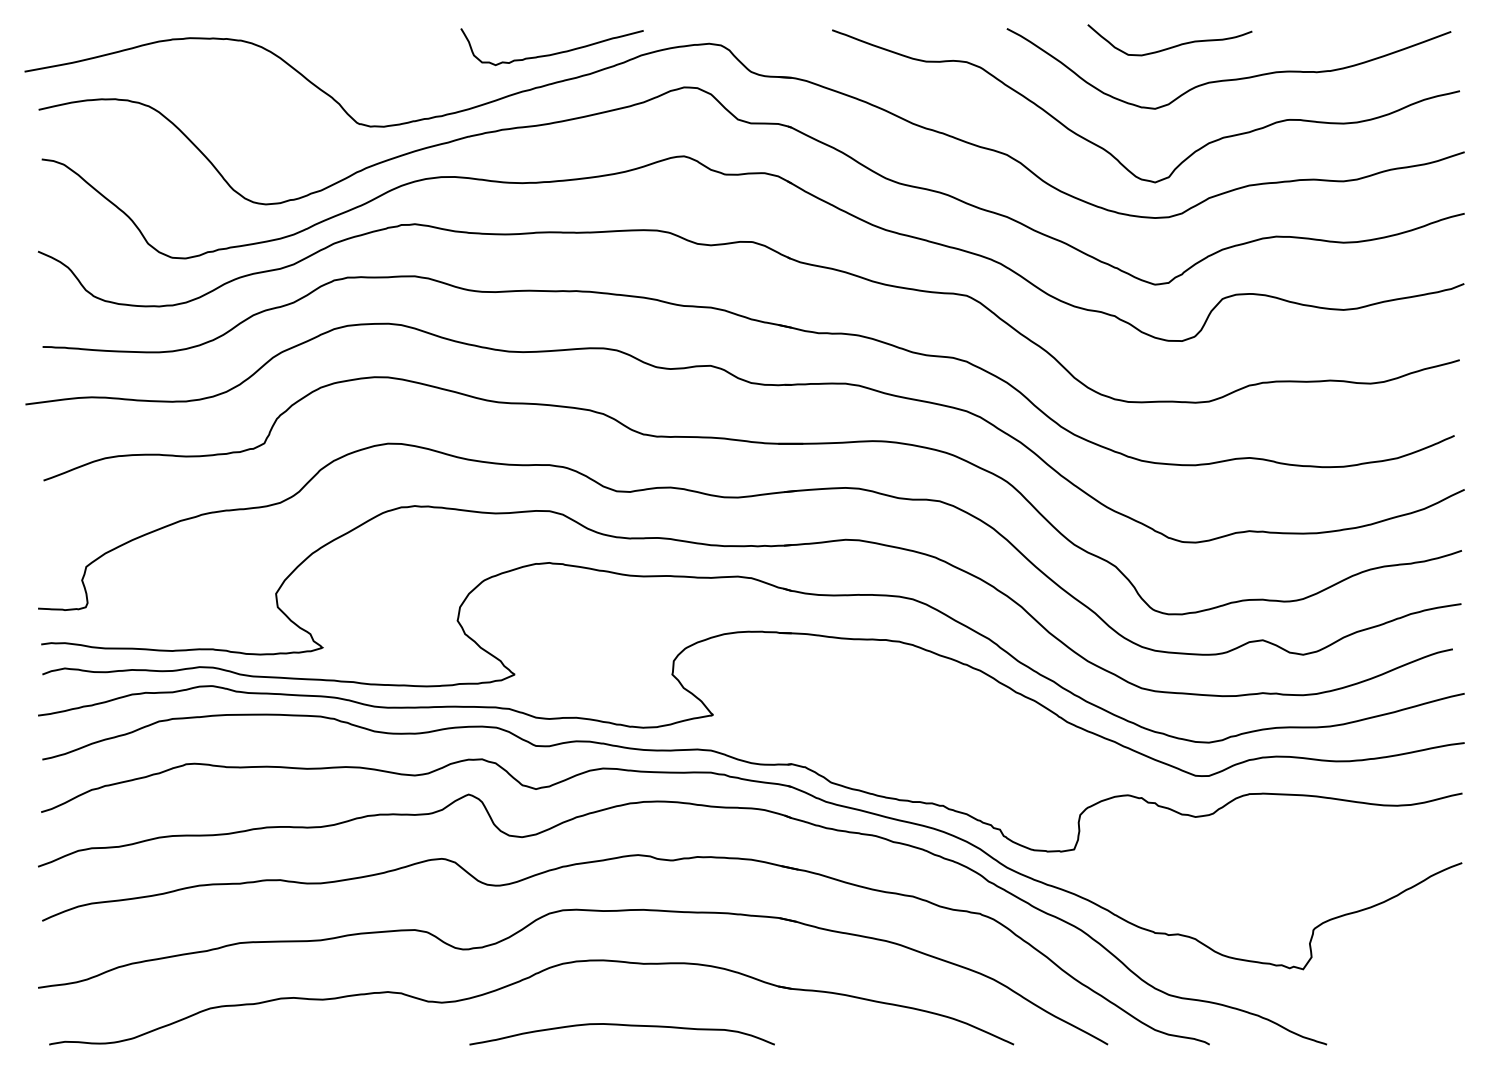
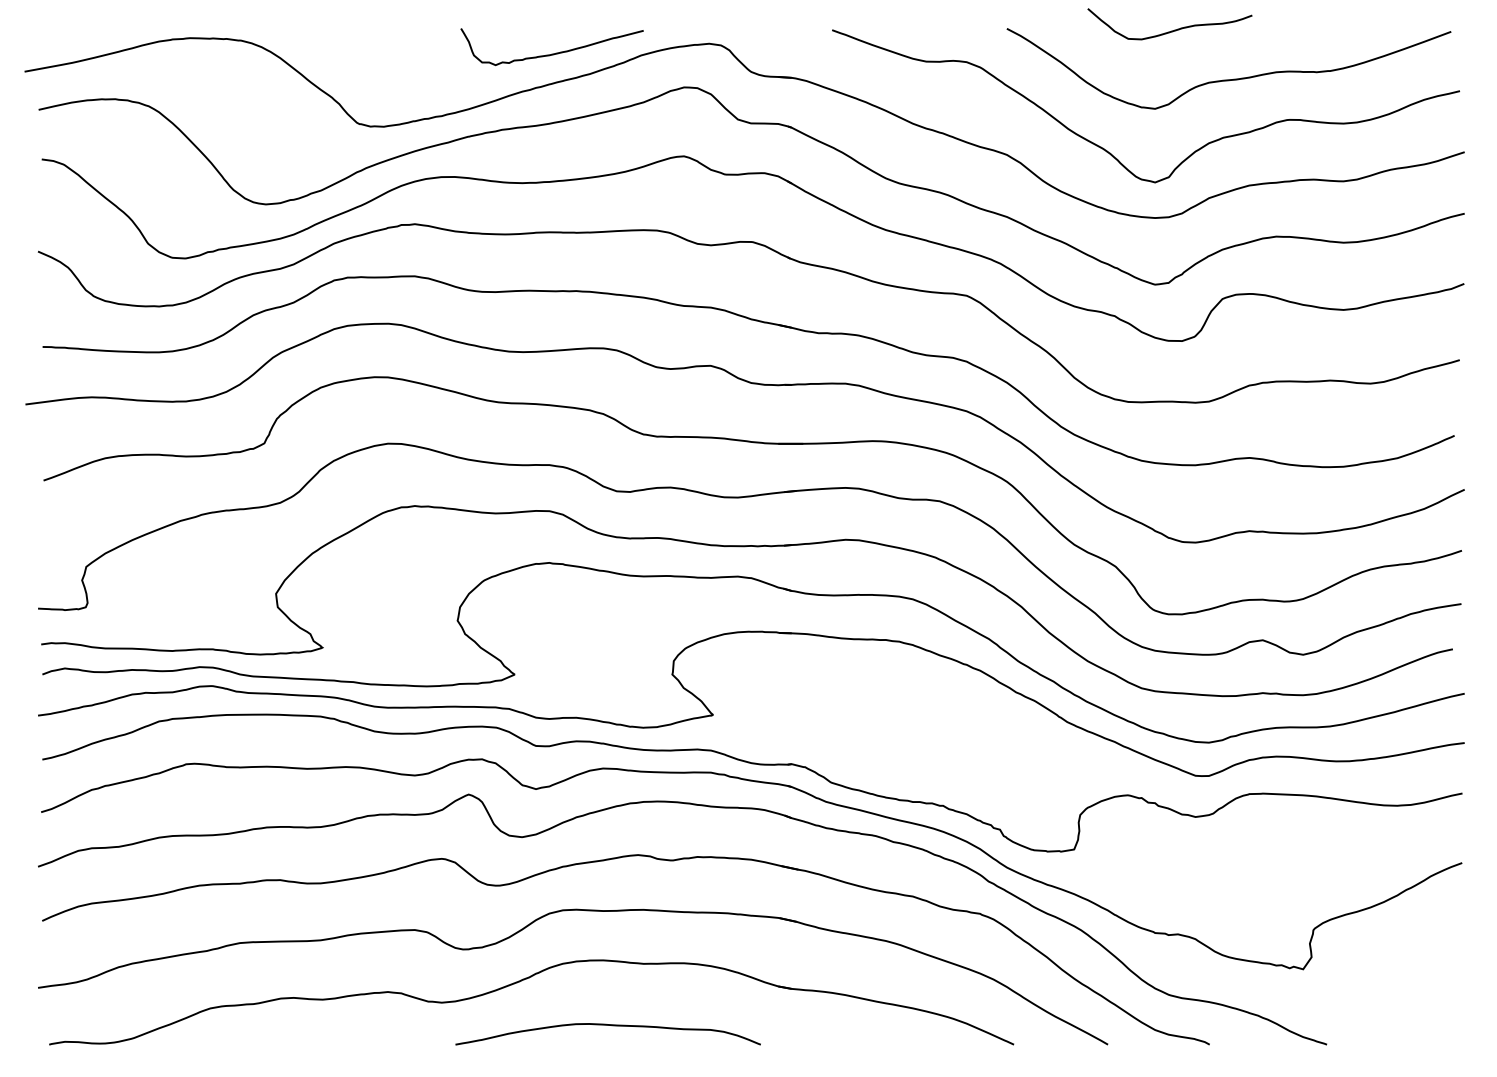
curve position: (1171, 46) -> (1171, 30) (1171, 30)
curve position: (621, 1025) -> (607, 1025) (607, 1025)
